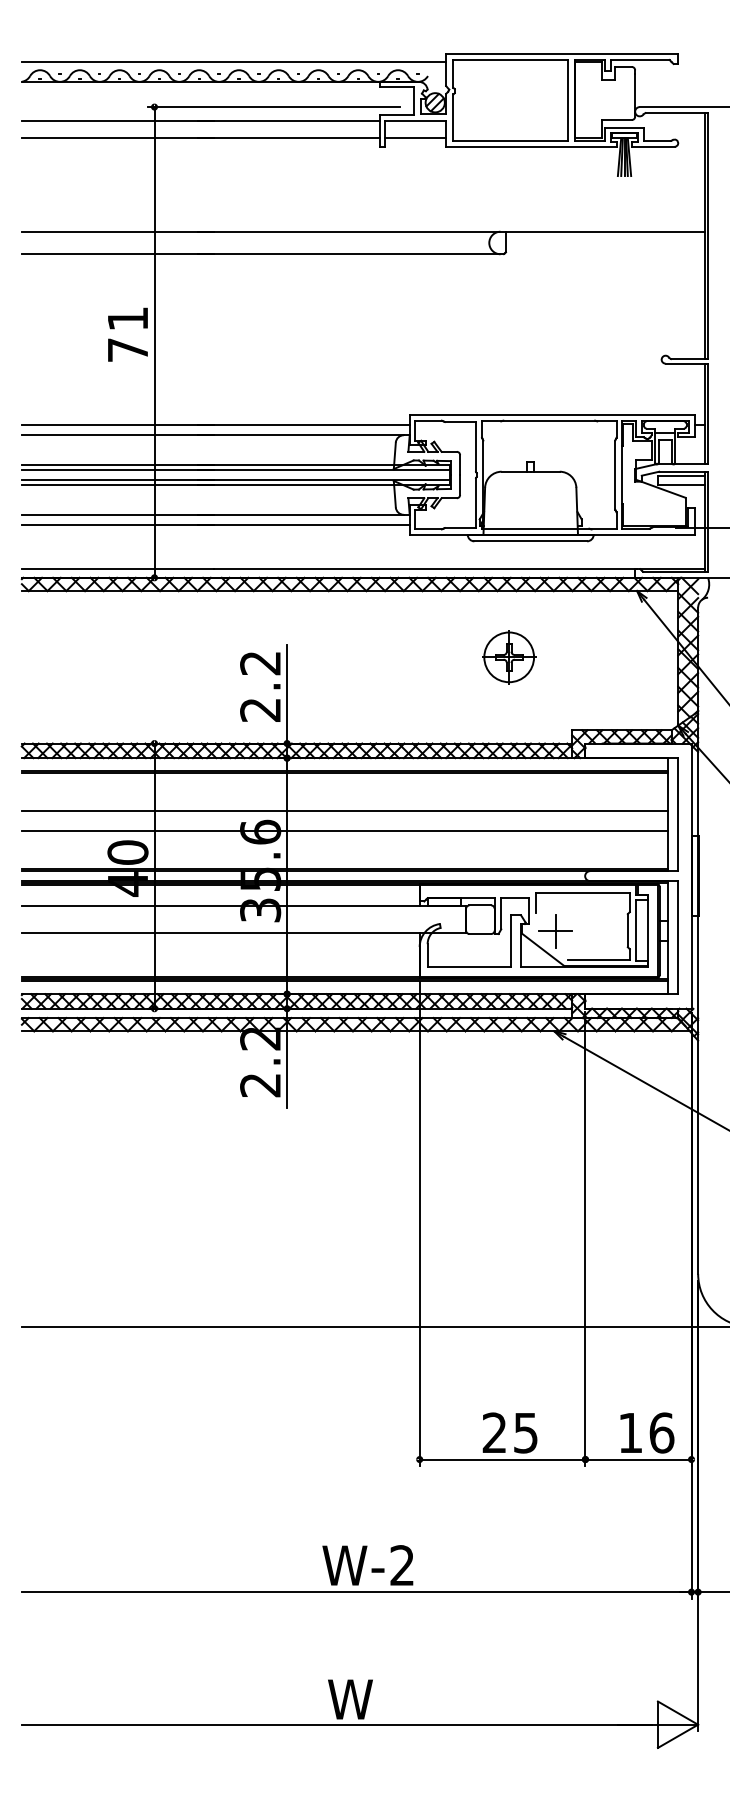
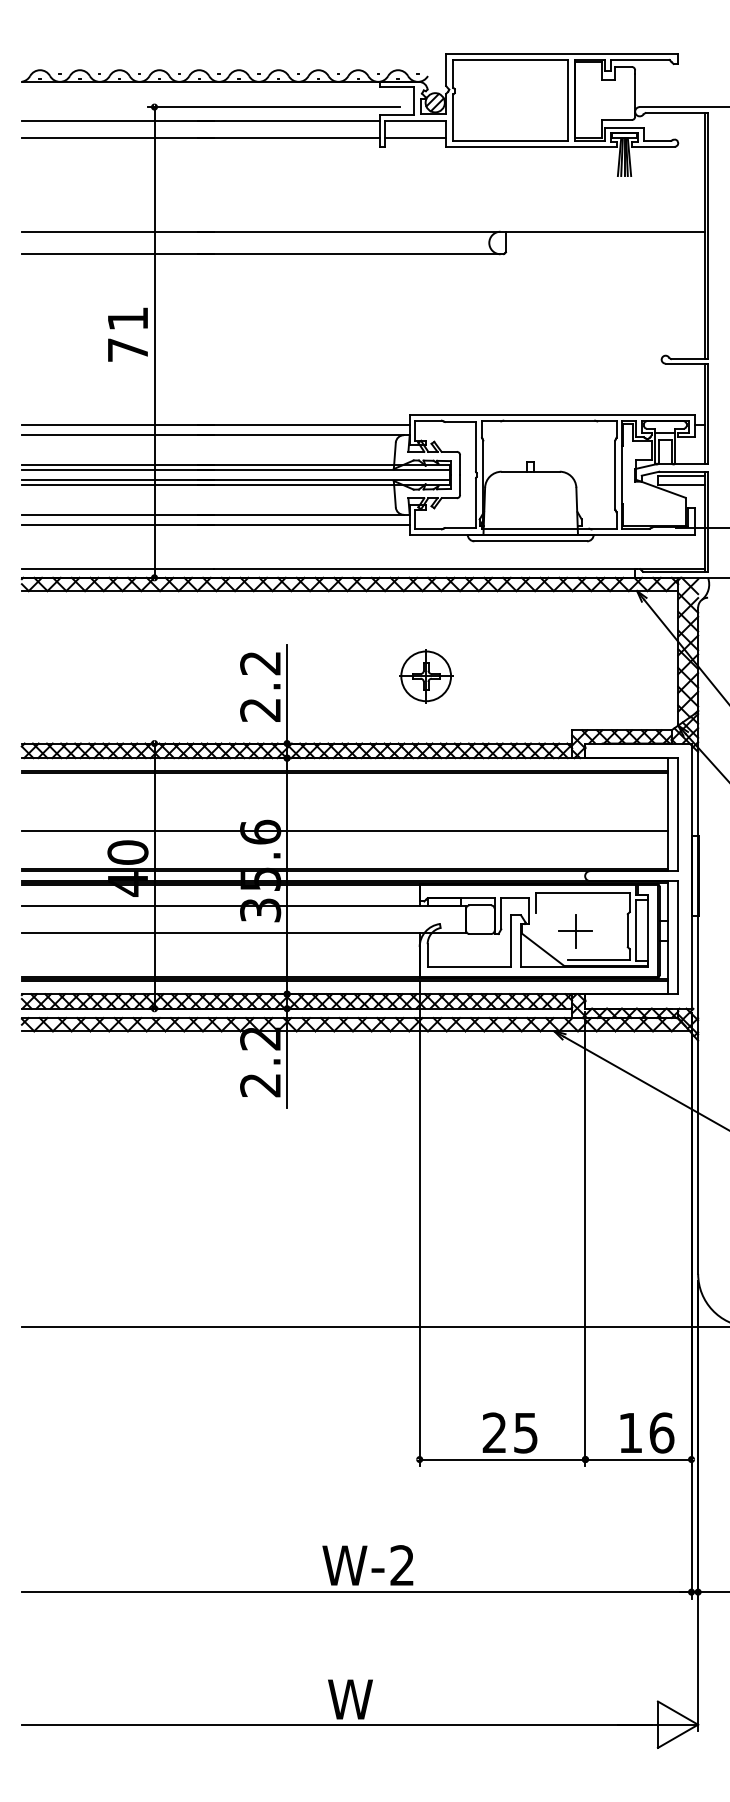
line: present -> none (233, 62)
part position: (509, 657) -> (426, 676) (426, 676)
line: present -> none (344, 811)
part position: (555, 931) -> (575, 931) (575, 931)
